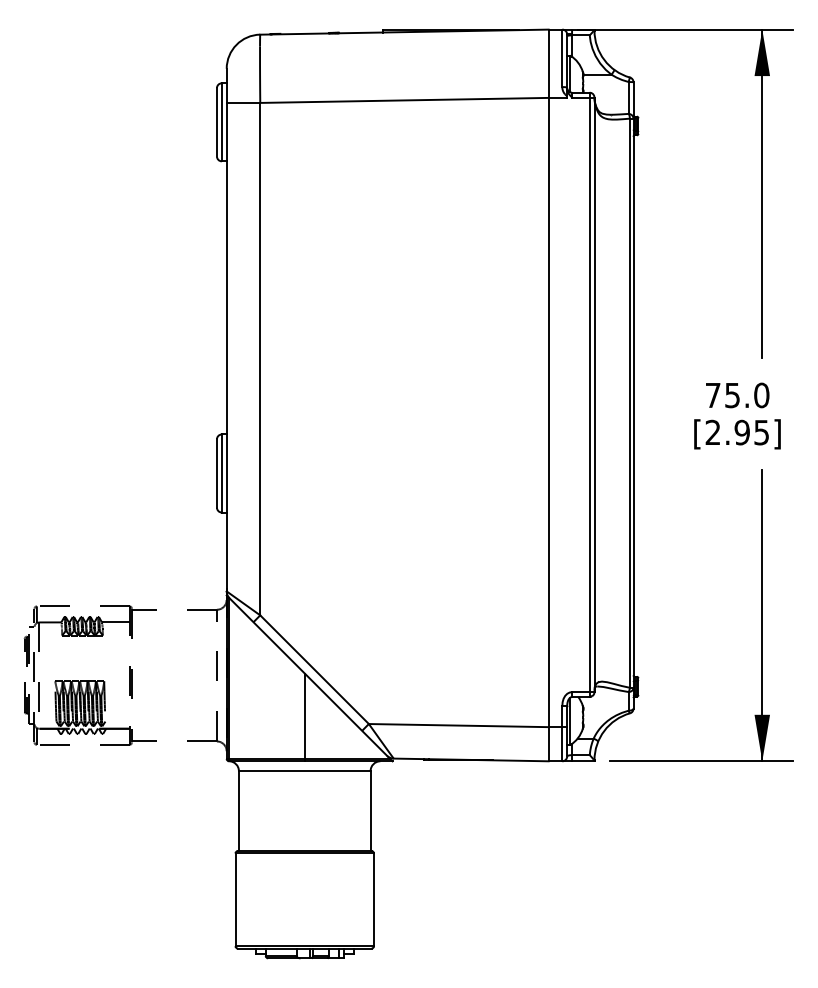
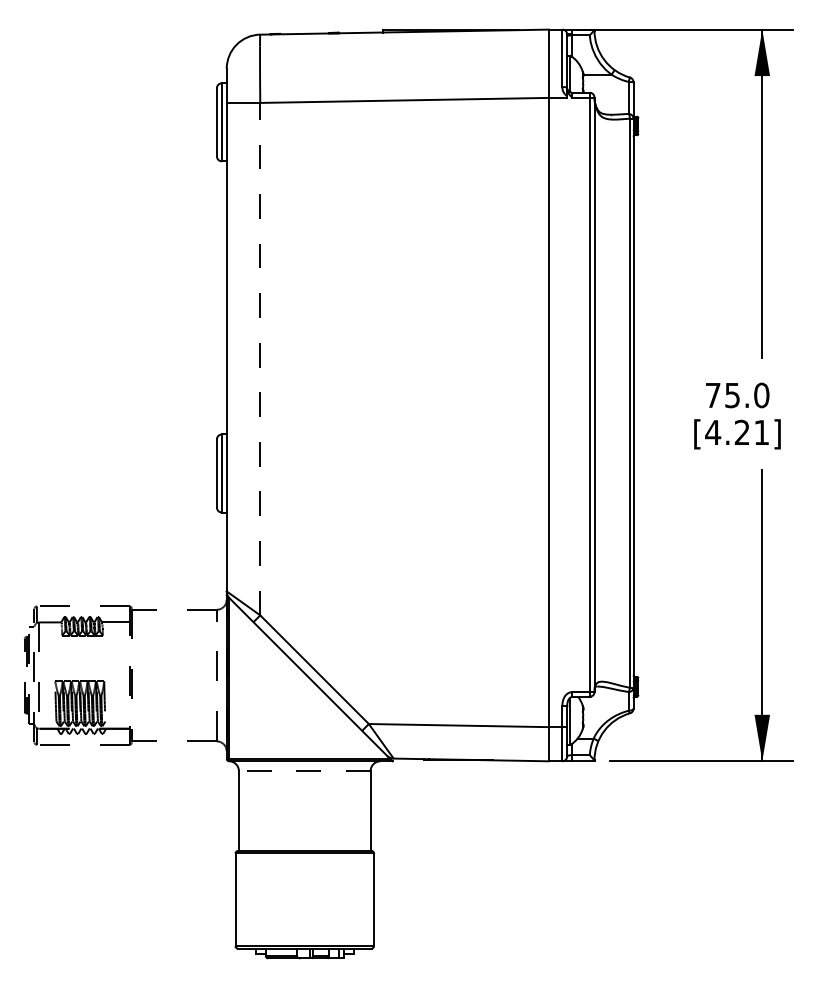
line: solid -> dashed (260, 358)
text: [2.95] -> [4.21] (736, 432)
line: present -> none (304, 717)
line: solid -> dashed (304, 771)
